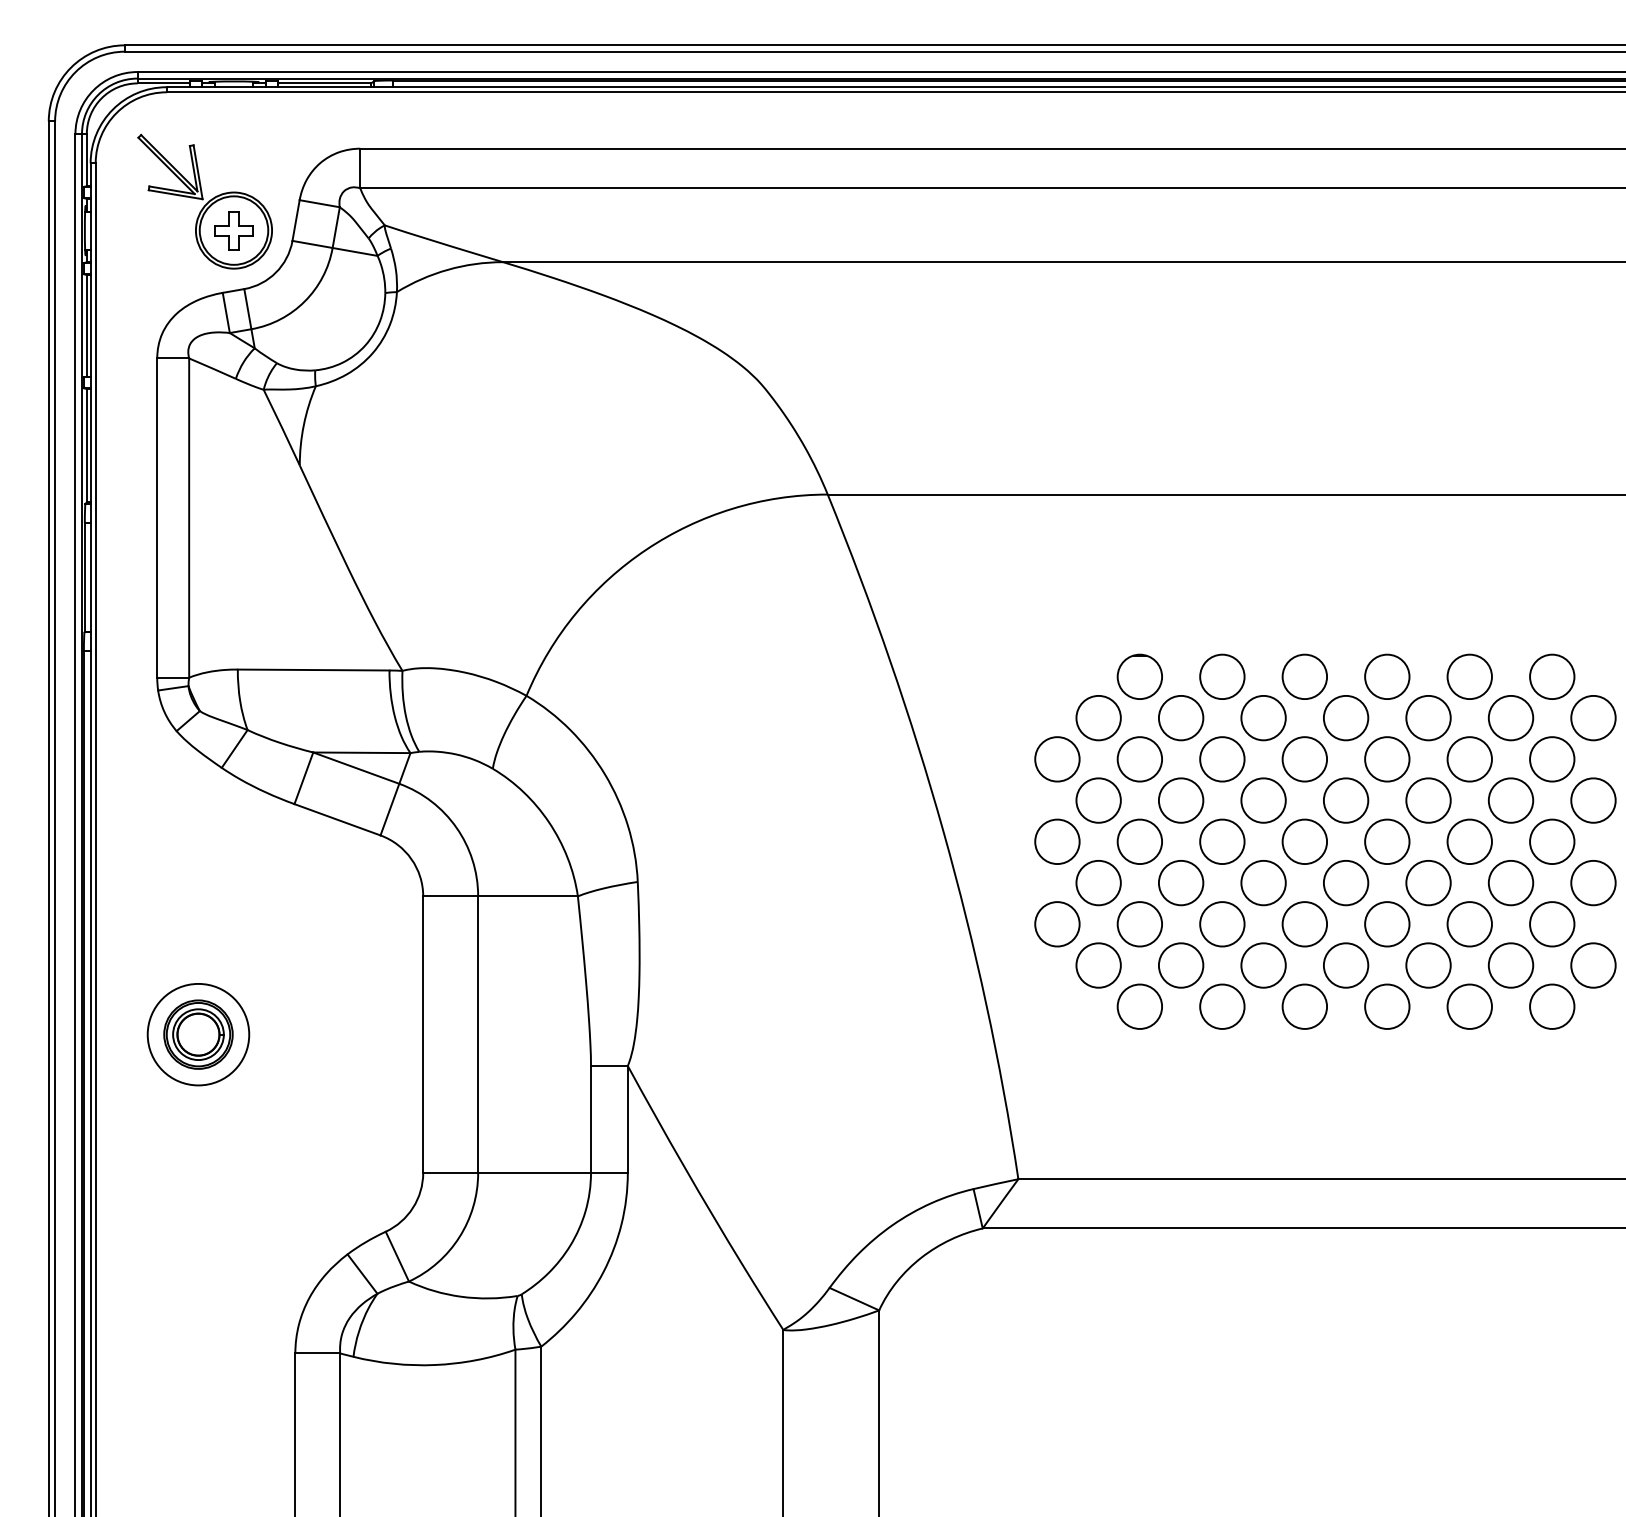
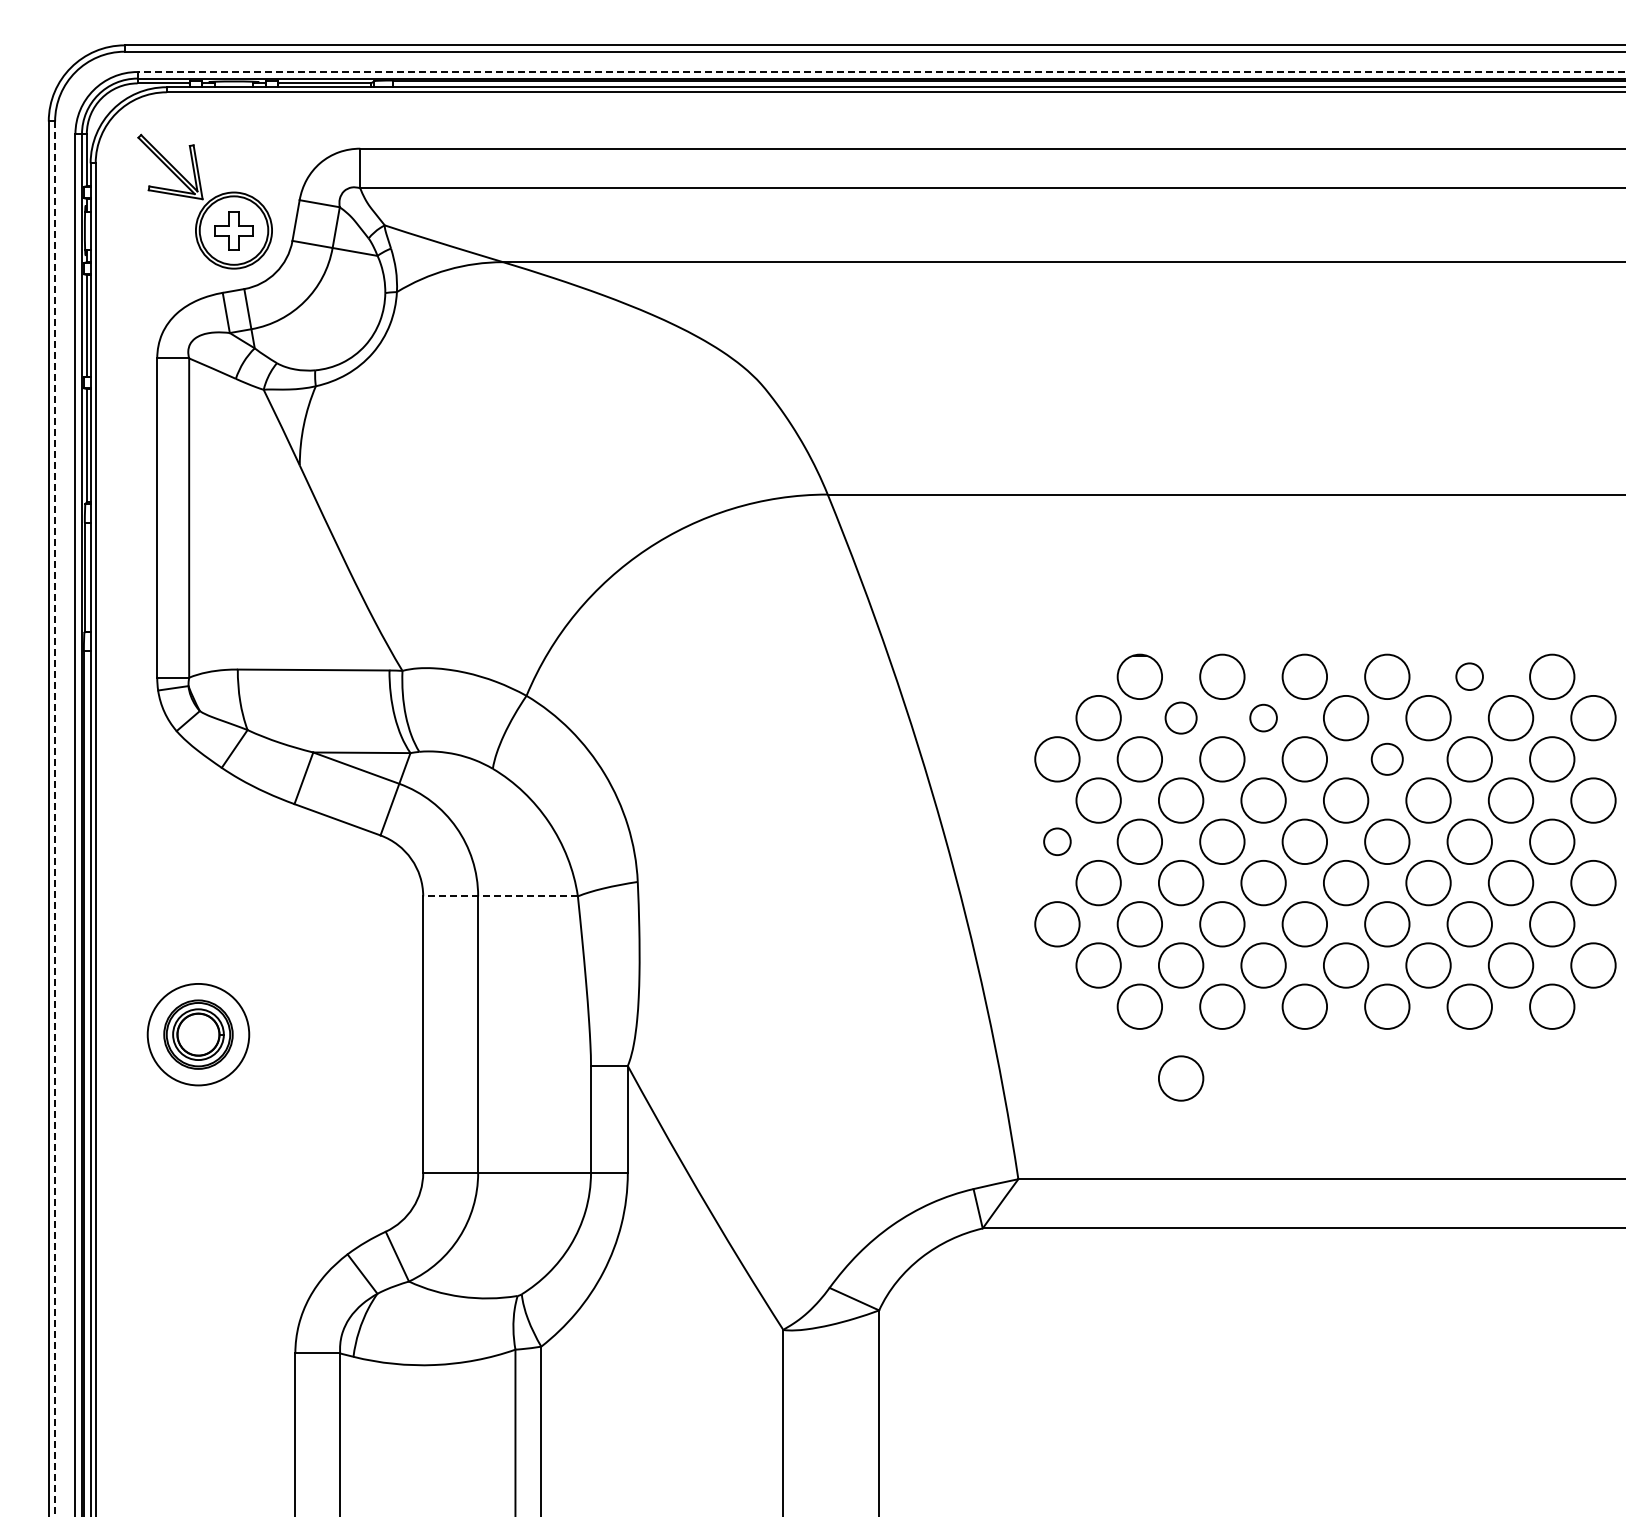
line: solid -> dashed (881, 72)
circle size: 47x47 px -> 29x29 px (1469, 676)
circle diameter: 44 px -> 31 px (1180, 717)
circle diameter: 44 px -> 27 px (1263, 717)
circle diameter: 44 px -> 31 px (1386, 758)
line: solid -> dashed (55, 819)
circle diameter: 44 px -> 27 px (1057, 841)
line: solid -> dashed (500, 896)
circle: none -> present (1181, 1078)
